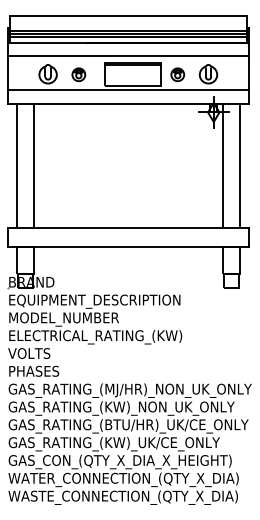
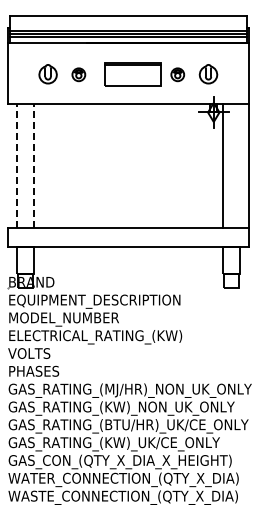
line: present -> none (127, 56)
line: present -> none (127, 89)
line: solid -> dashed (16, 166)
line: solid -> dashed (33, 166)
line position: (239, 166) -> (248, 166) (248, 166)
